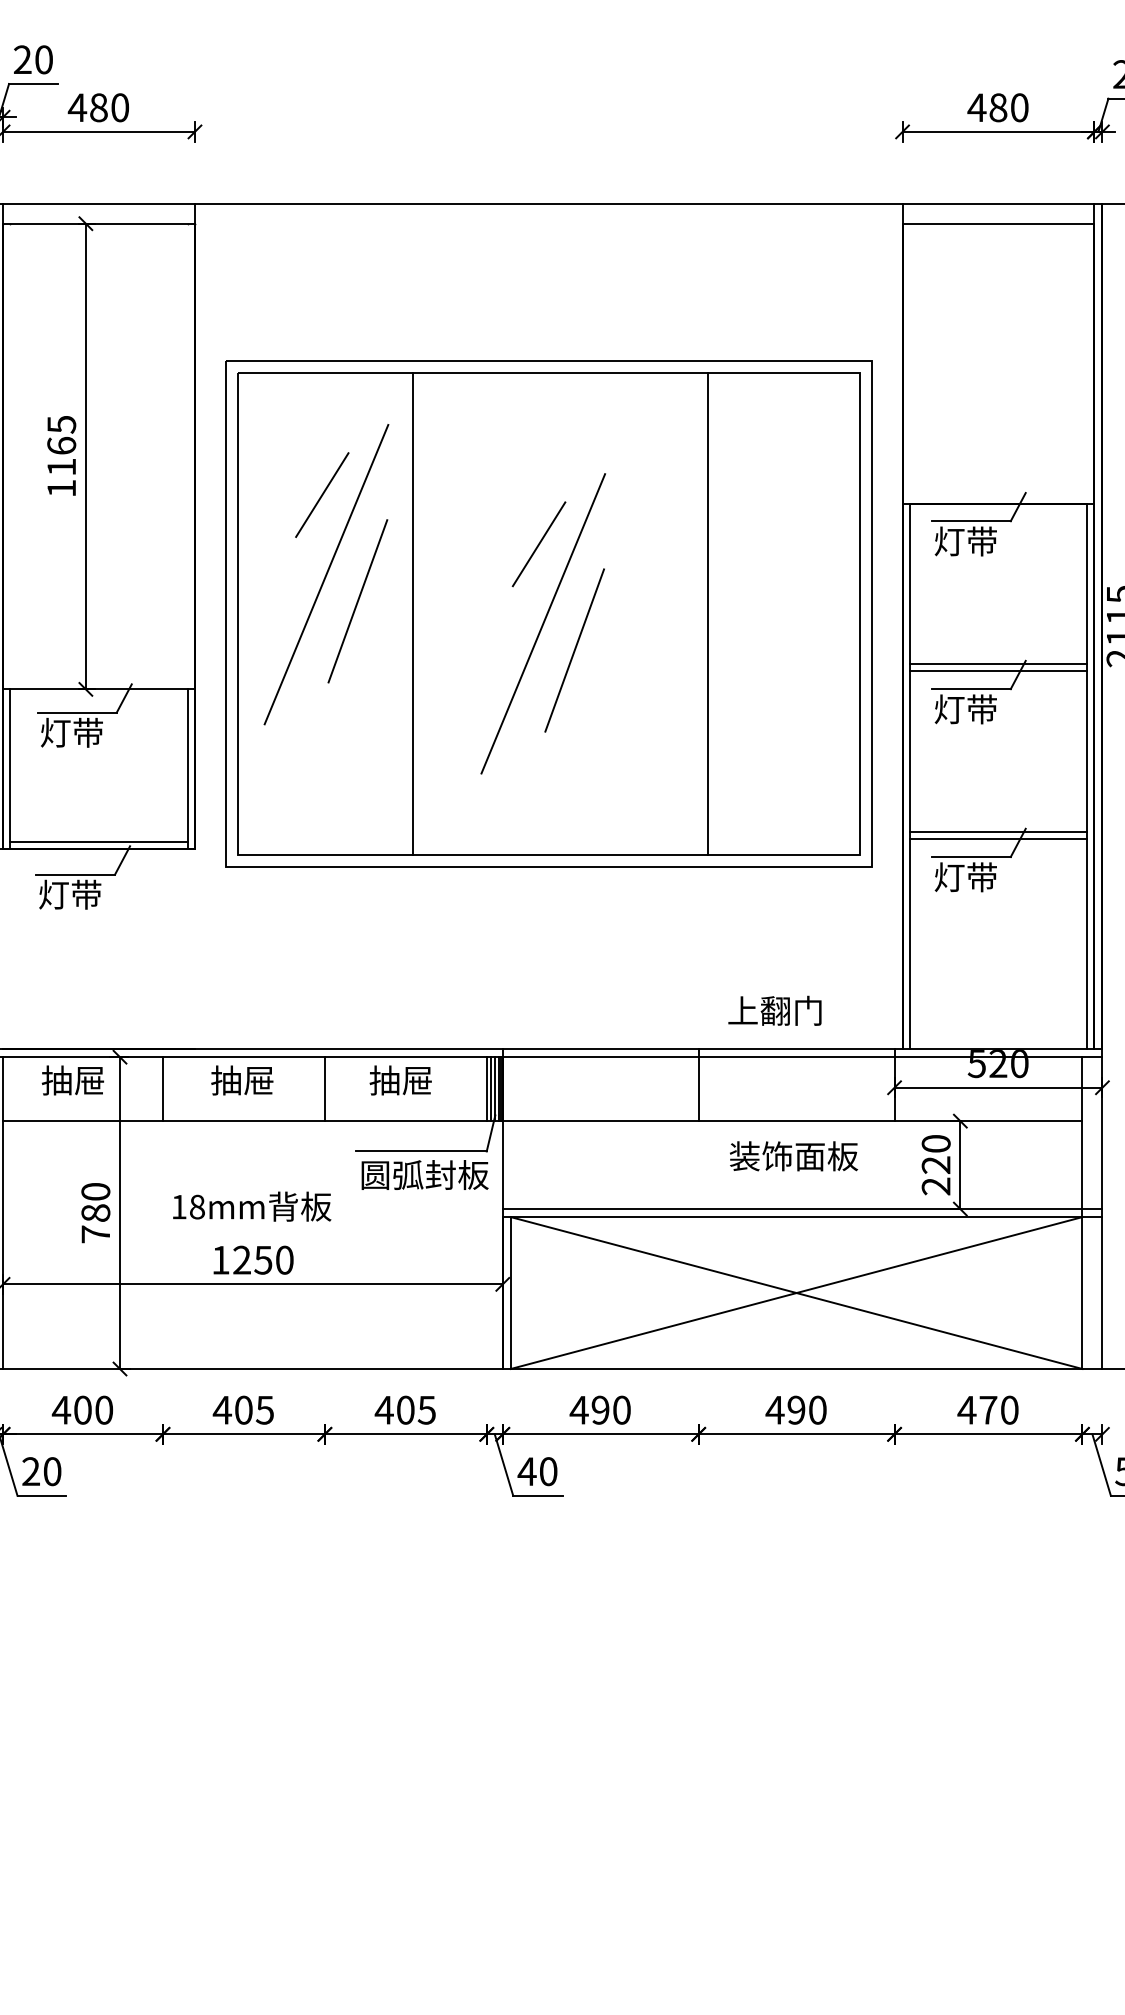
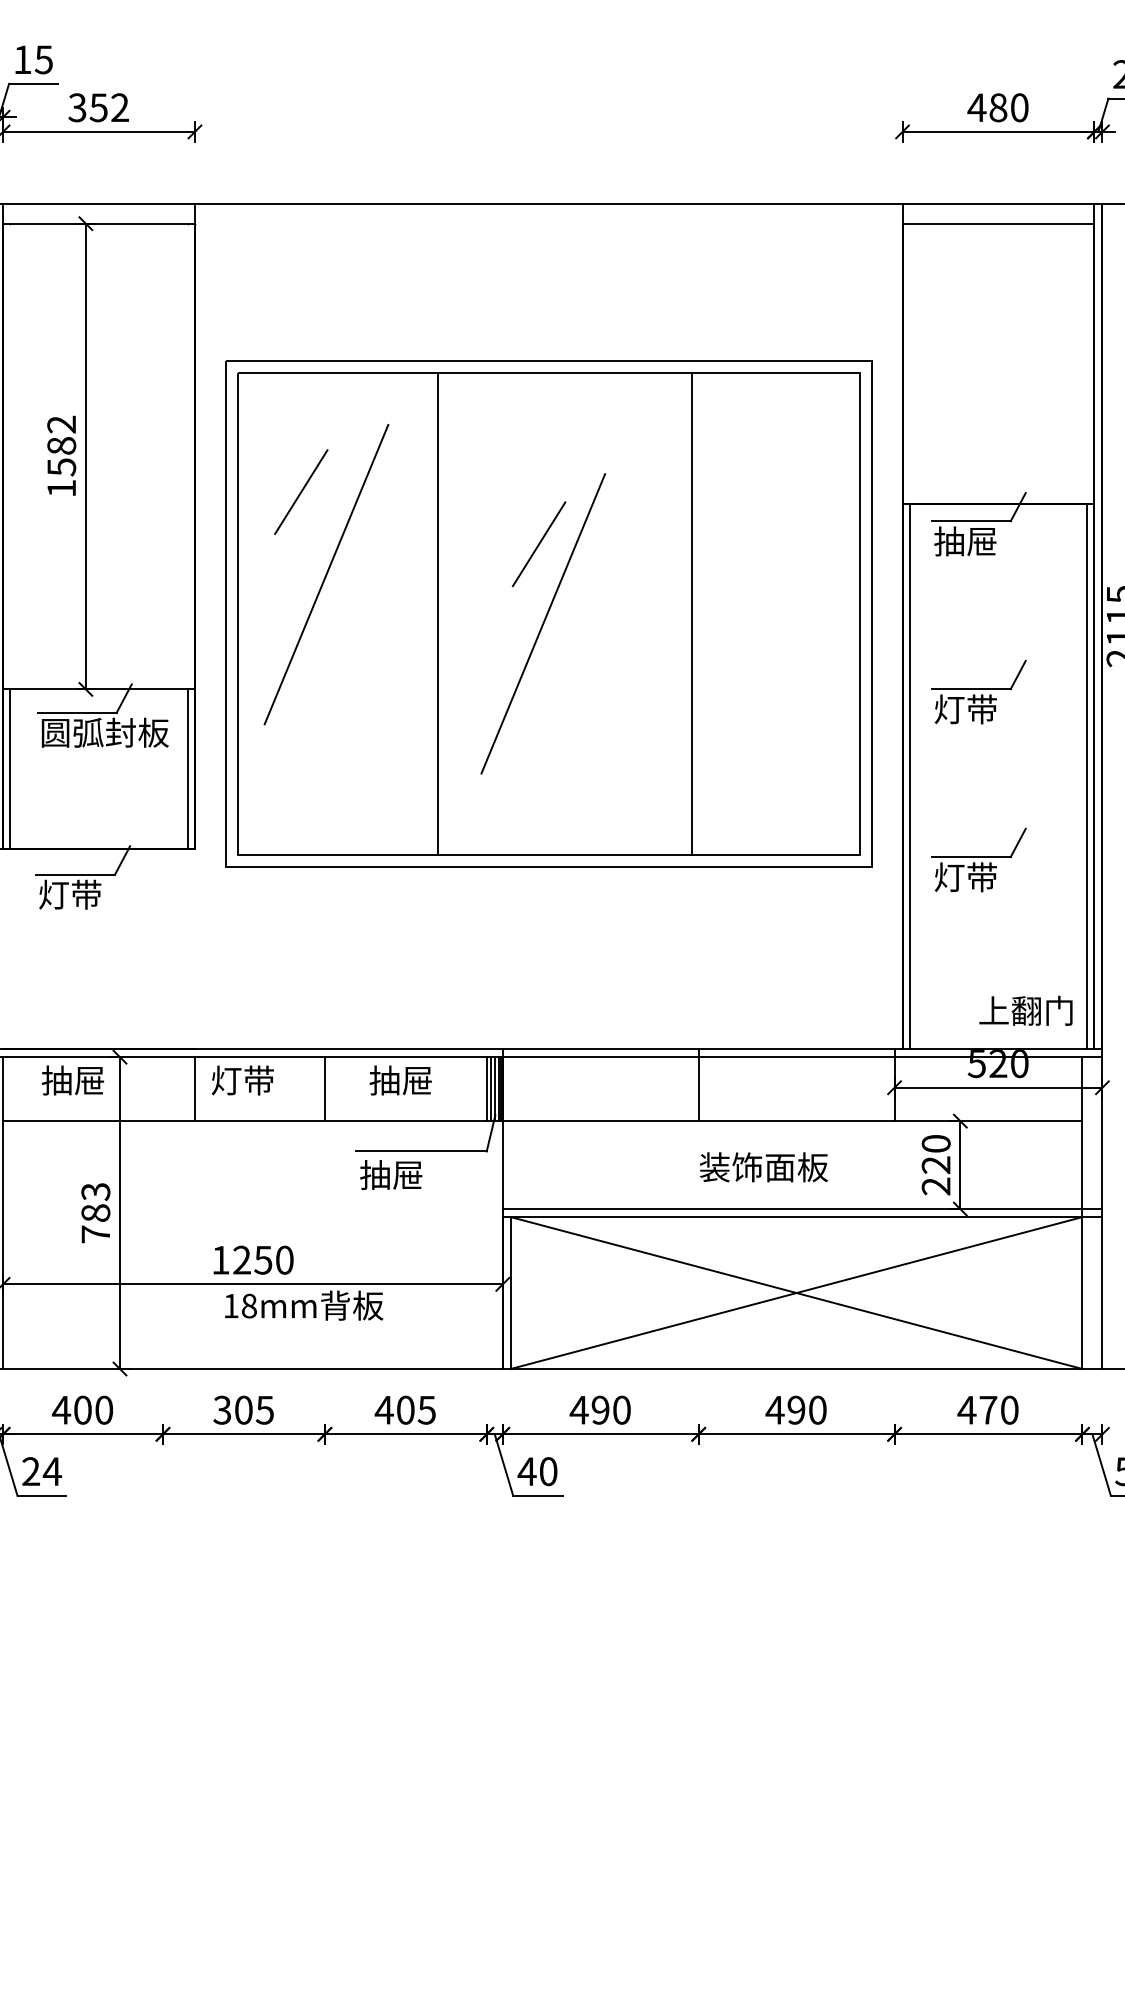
text: 20 -> 15 (33, 59)
text: 480 -> 352 (98, 107)
text: 1165 -> 1582 (61, 445)
line position: (322, 494) -> (301, 491) (301, 491)
text: 灯带 -> 抽屉 (965, 541)
line: present -> none (357, 601)
line position: (413, 613) -> (438, 613) (438, 613)
line position: (707, 613) -> (691, 613) (691, 613)
line: present -> none (574, 650)
line: present -> none (998, 664)
line: present -> none (998, 671)
text: 灯带 -> 圆弧封板 (104, 732)
line: present -> none (998, 832)
line: present -> none (998, 839)
line: present -> none (98, 842)
text position: (774, 1010) -> (1025, 1010) (1025, 1010)
text: 抽屉 -> 灯带 (242, 1080)
line position: (162, 1089) -> (194, 1089) (194, 1089)
text position: (794, 1156) -> (764, 1167) (764, 1167)
text: 圆弧封板 -> 抽屉 (424, 1174)
text: 780 -> 783 (95, 1192)
text position: (252, 1206) -> (304, 1305) (304, 1305)
text: 405 -> 305 (222, 1409)
text: 20 -> 24 (52, 1471)
